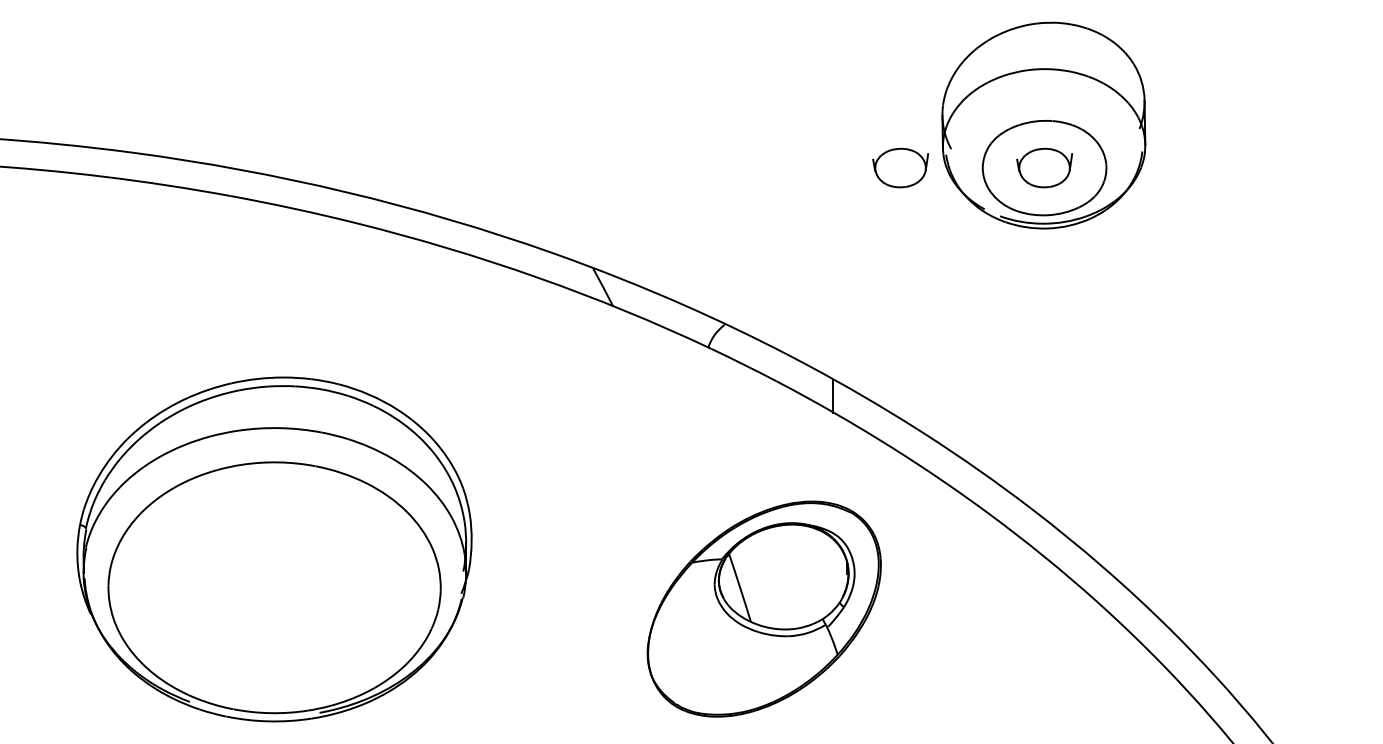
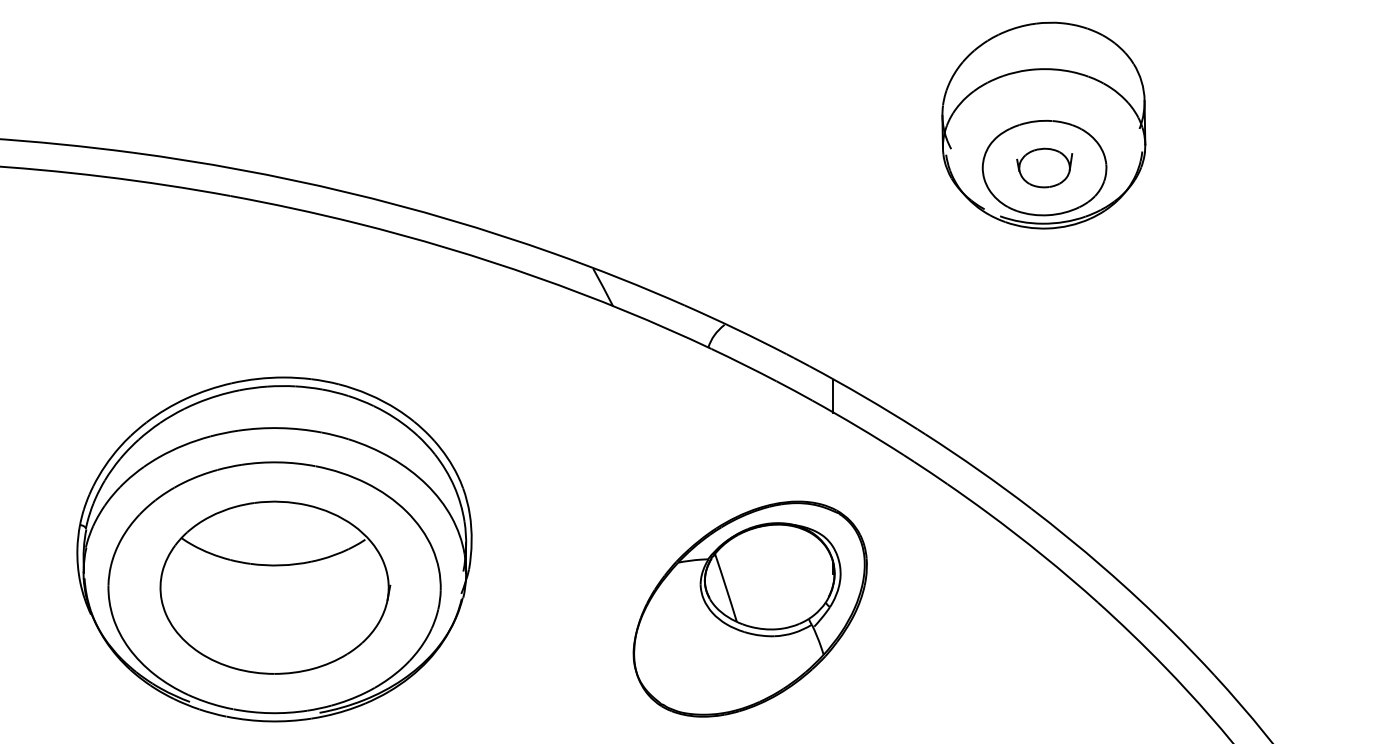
part: present -> none (900, 167)
part: none -> present (275, 587)
part position: (763, 608) -> (749, 608) (749, 608)
